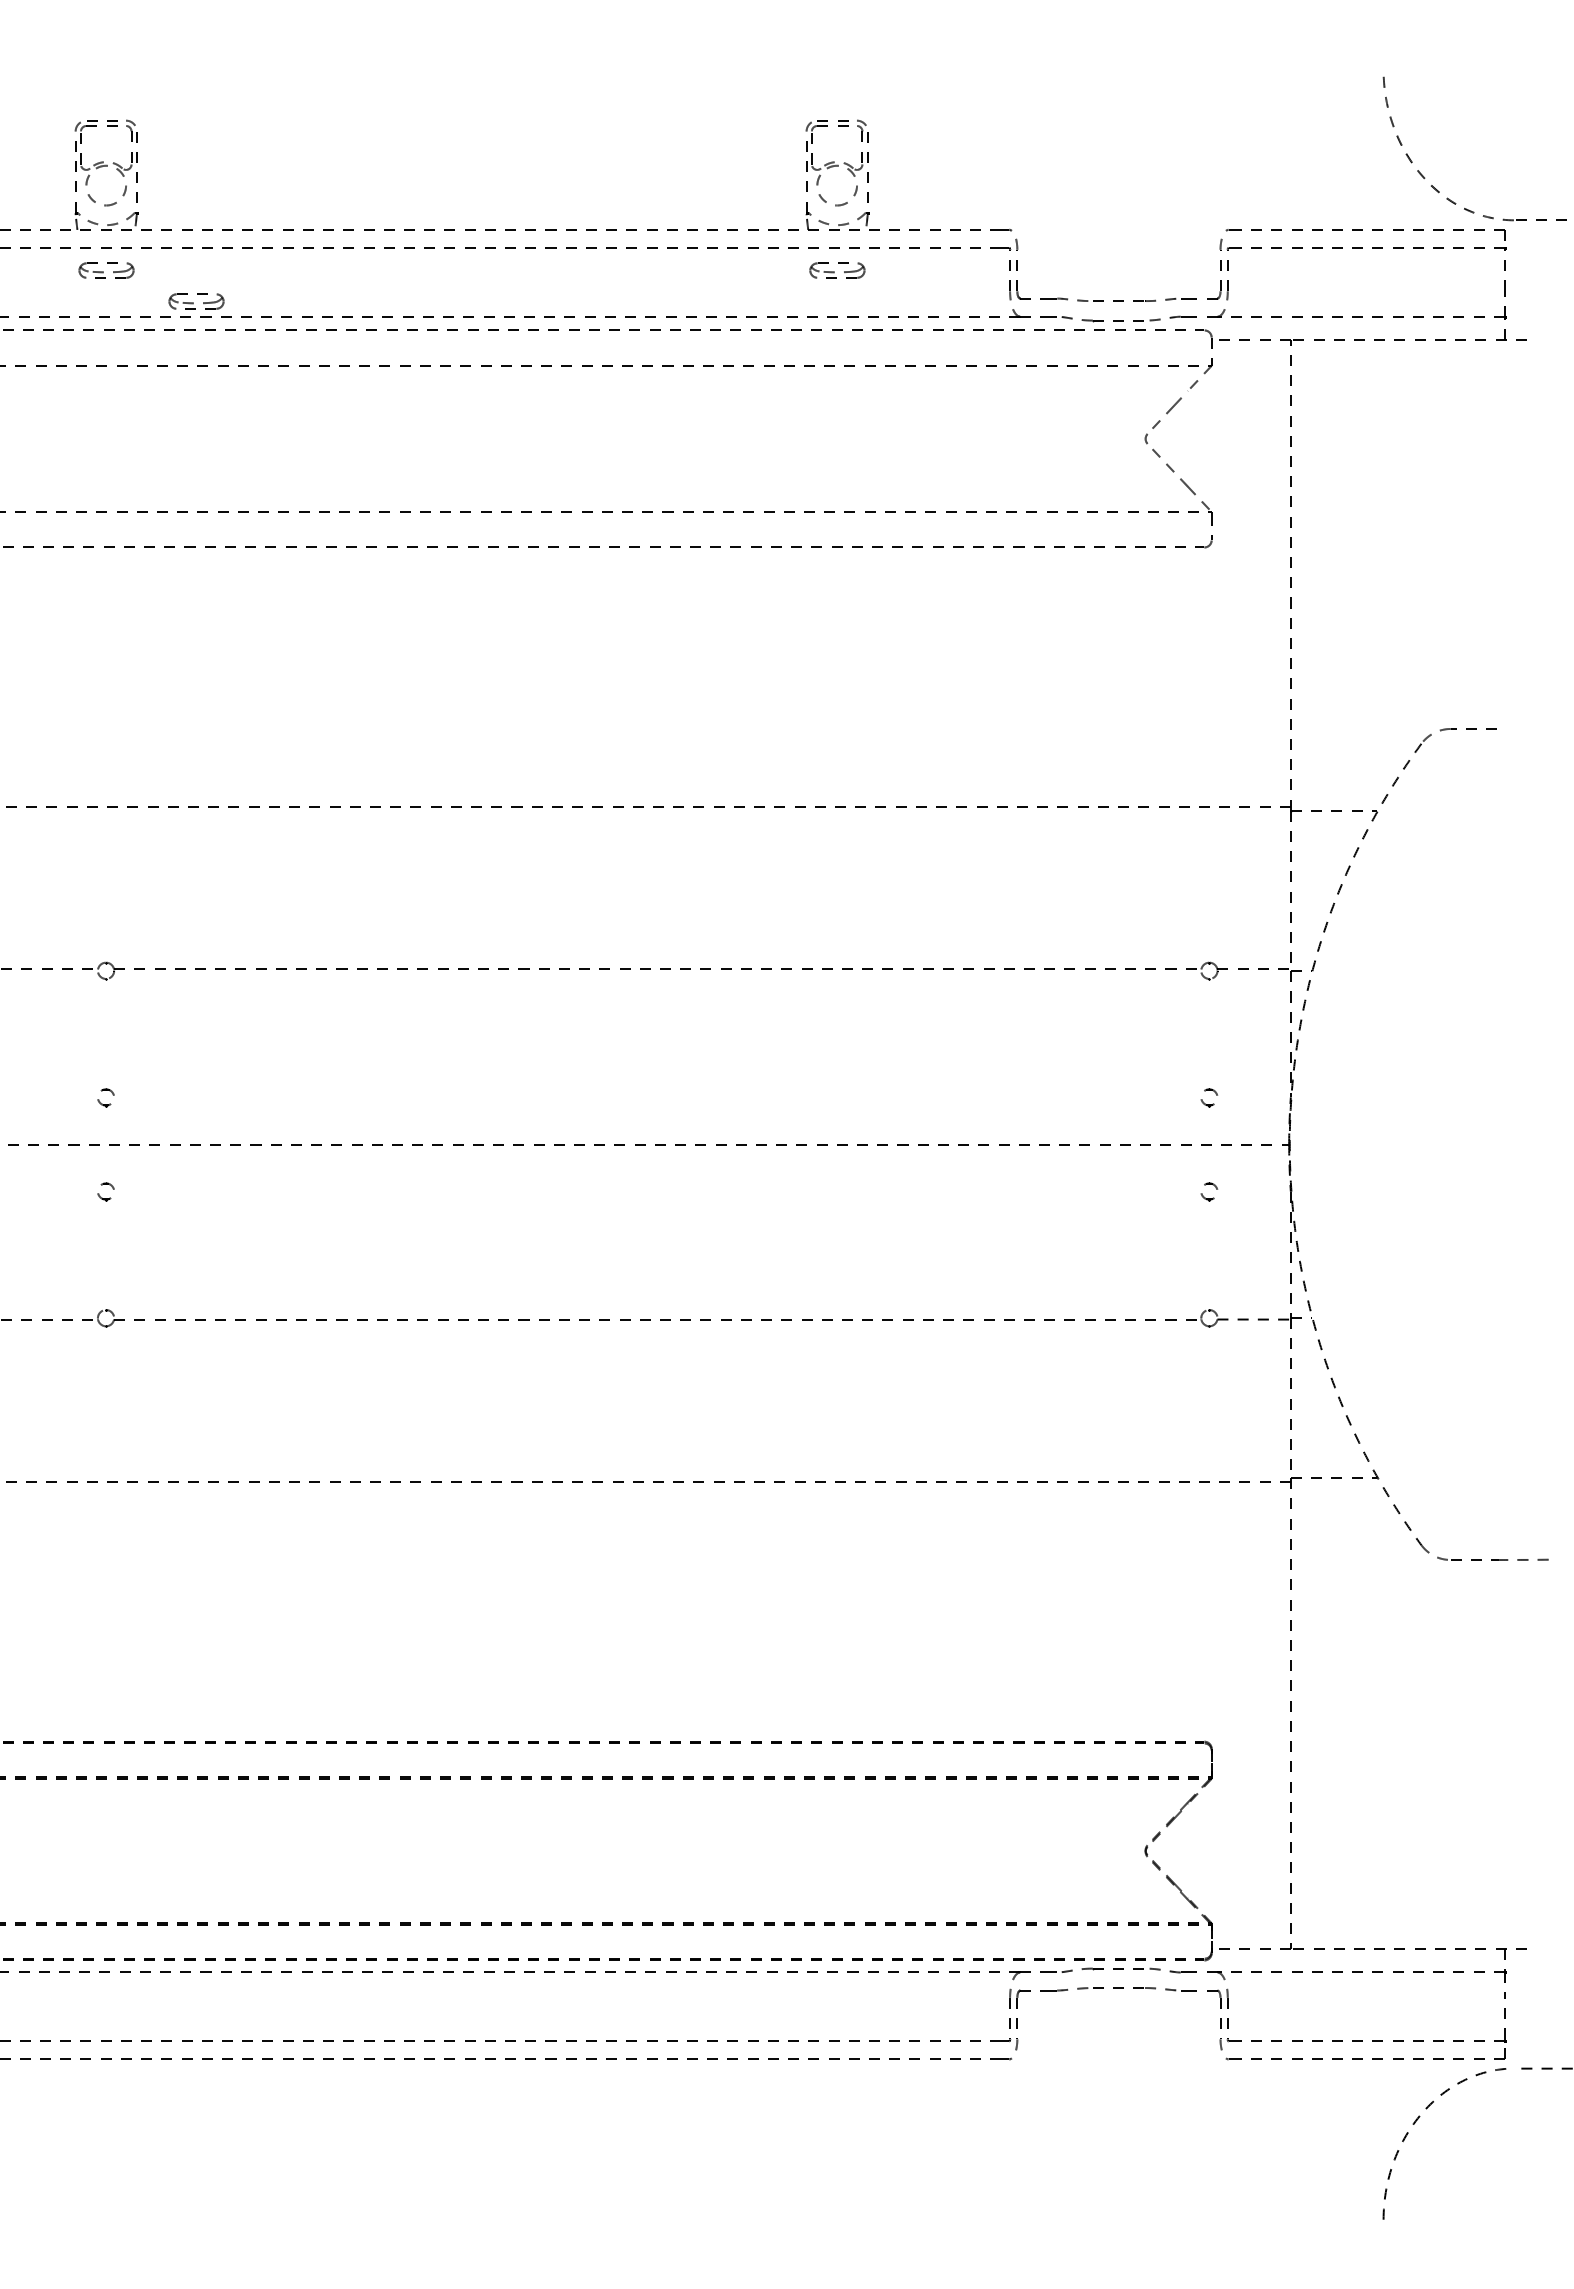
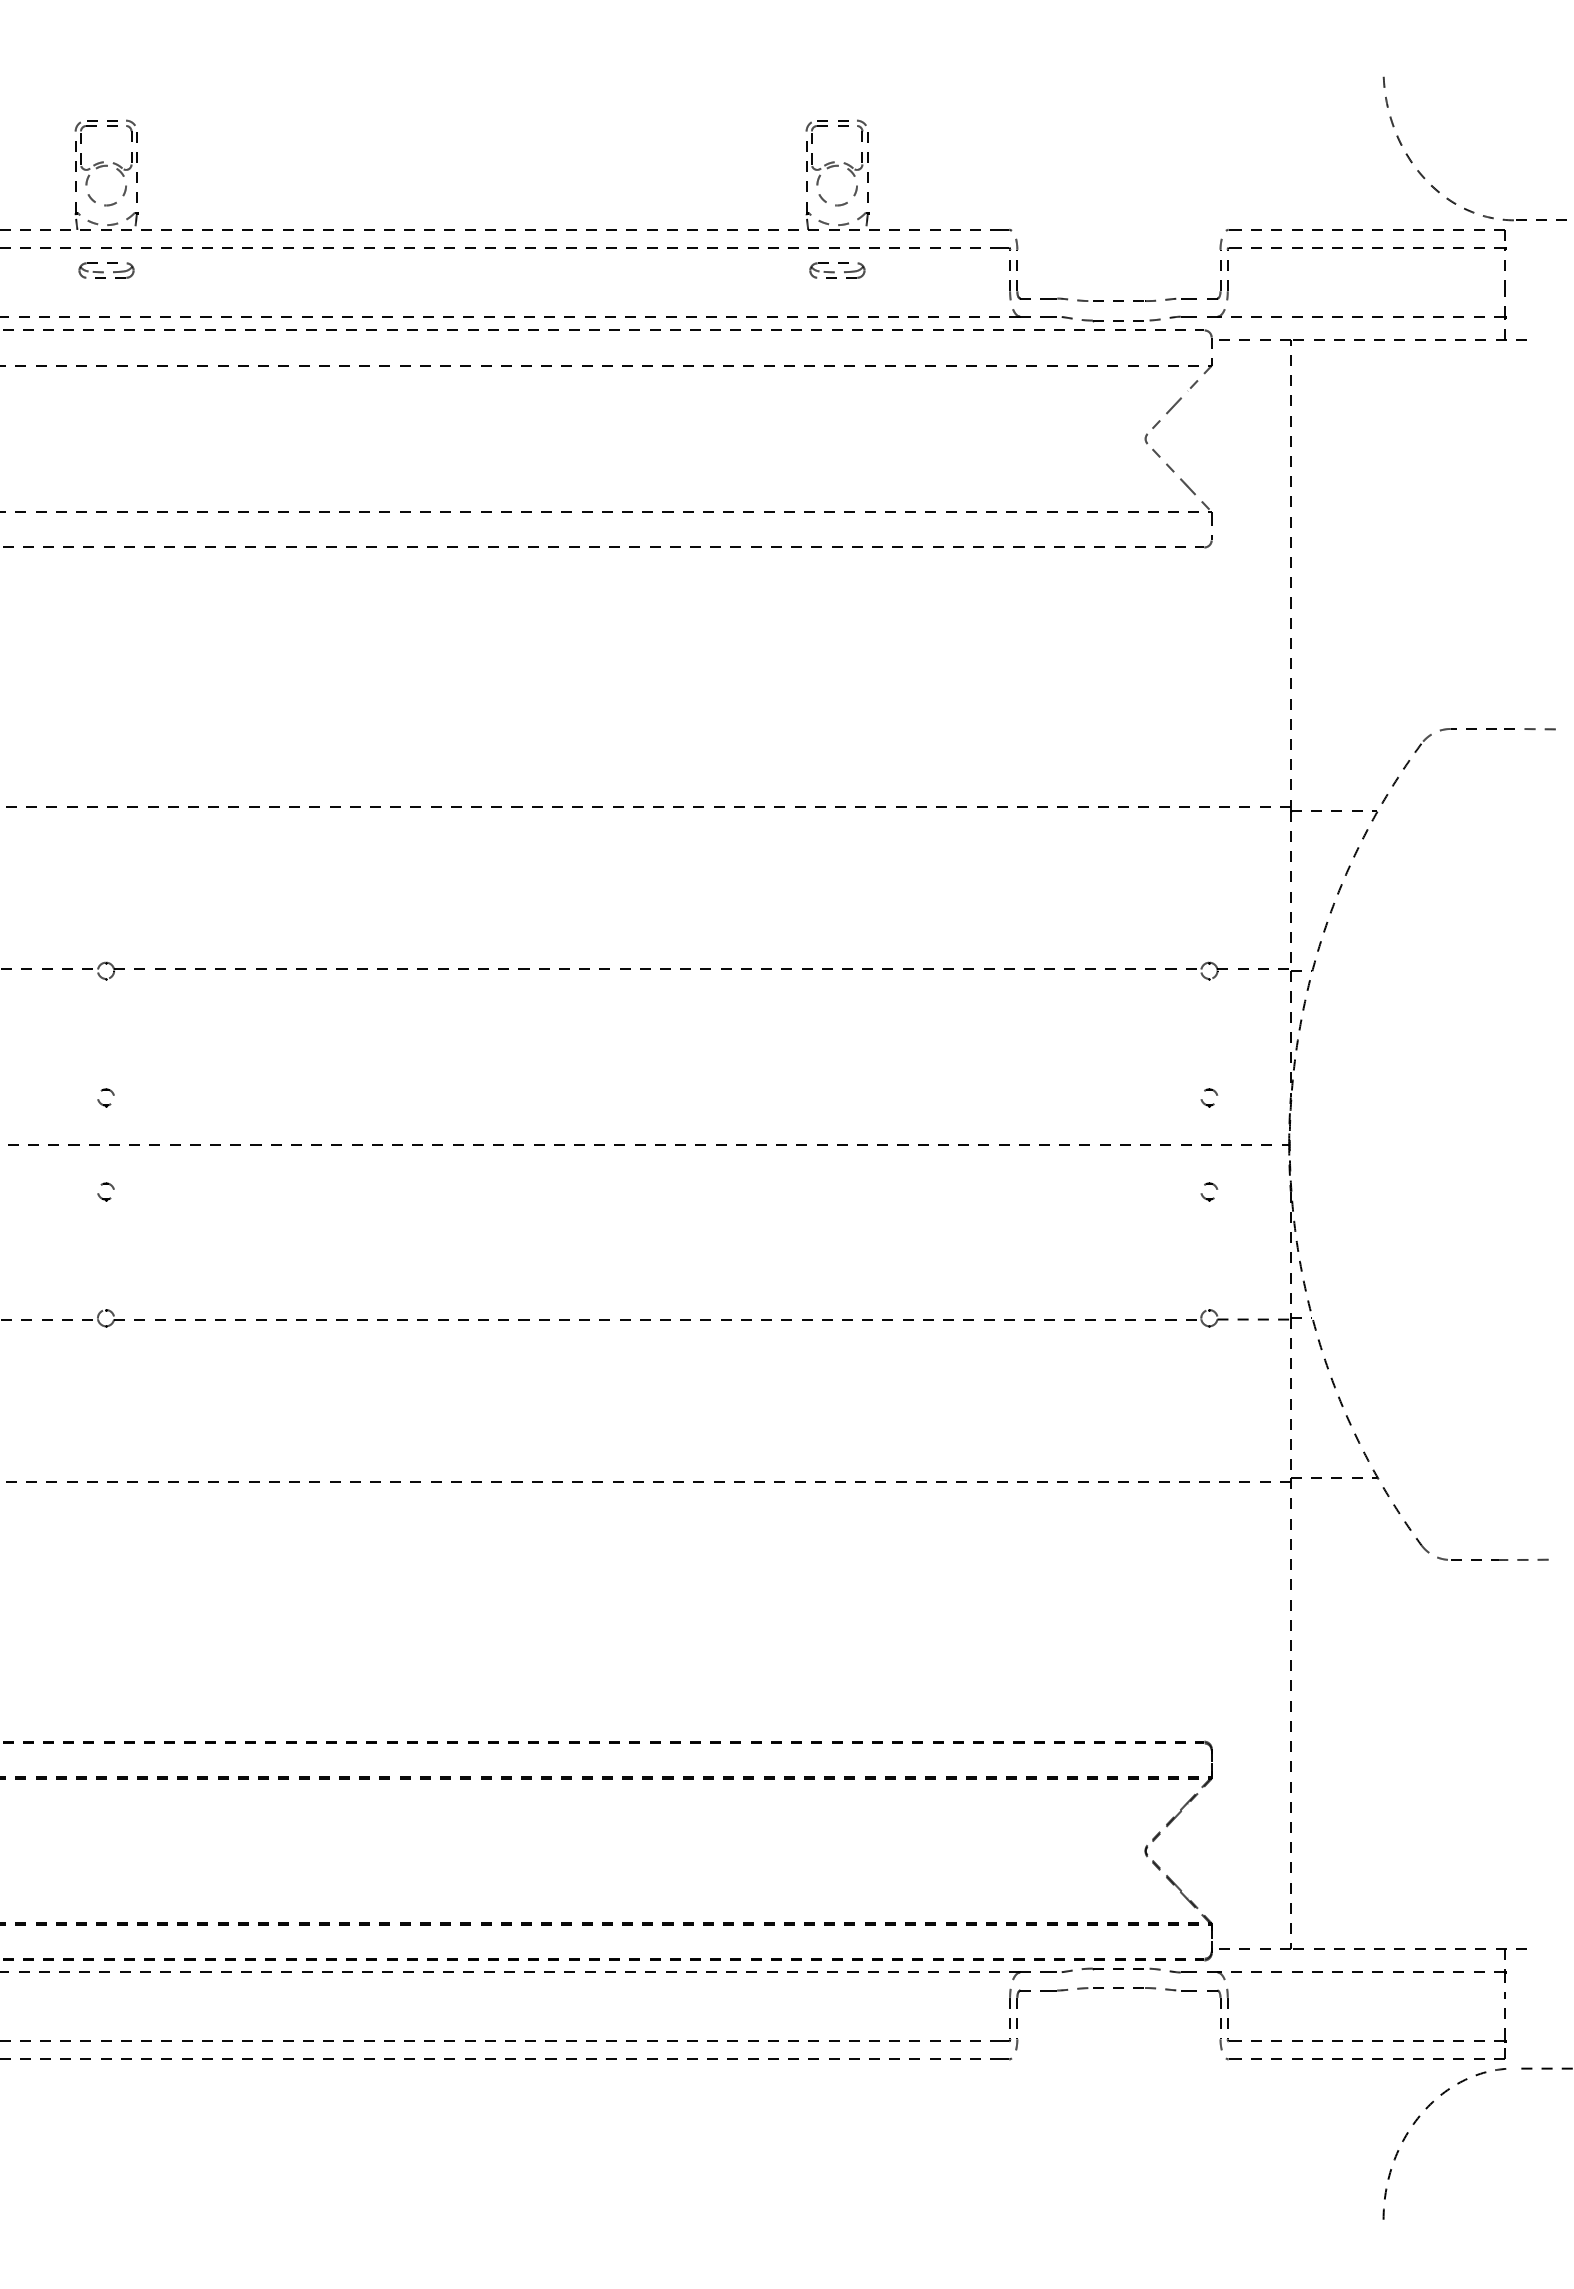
part: present -> none (196, 301)
curve: none -> present (1529, 729)
